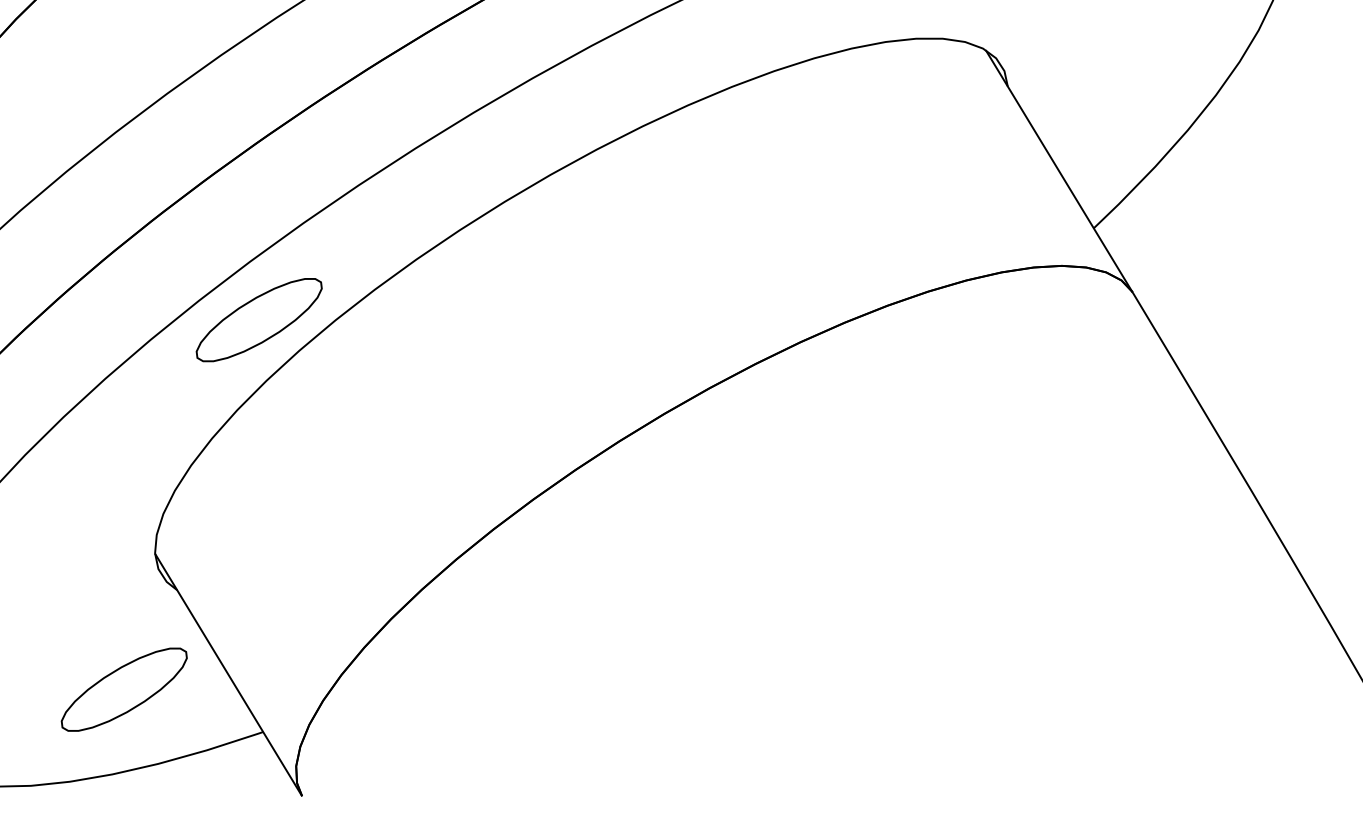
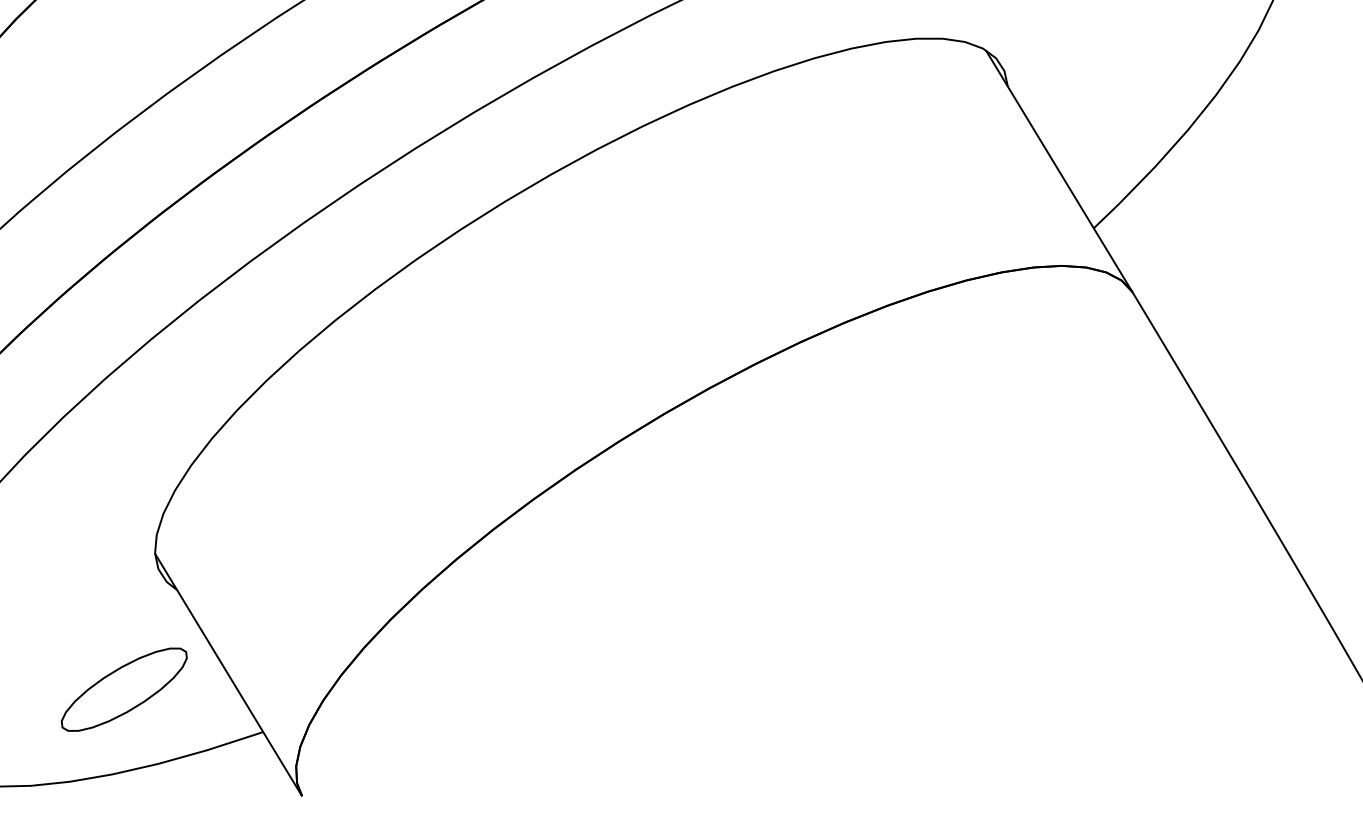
part: present -> none (258, 320)
